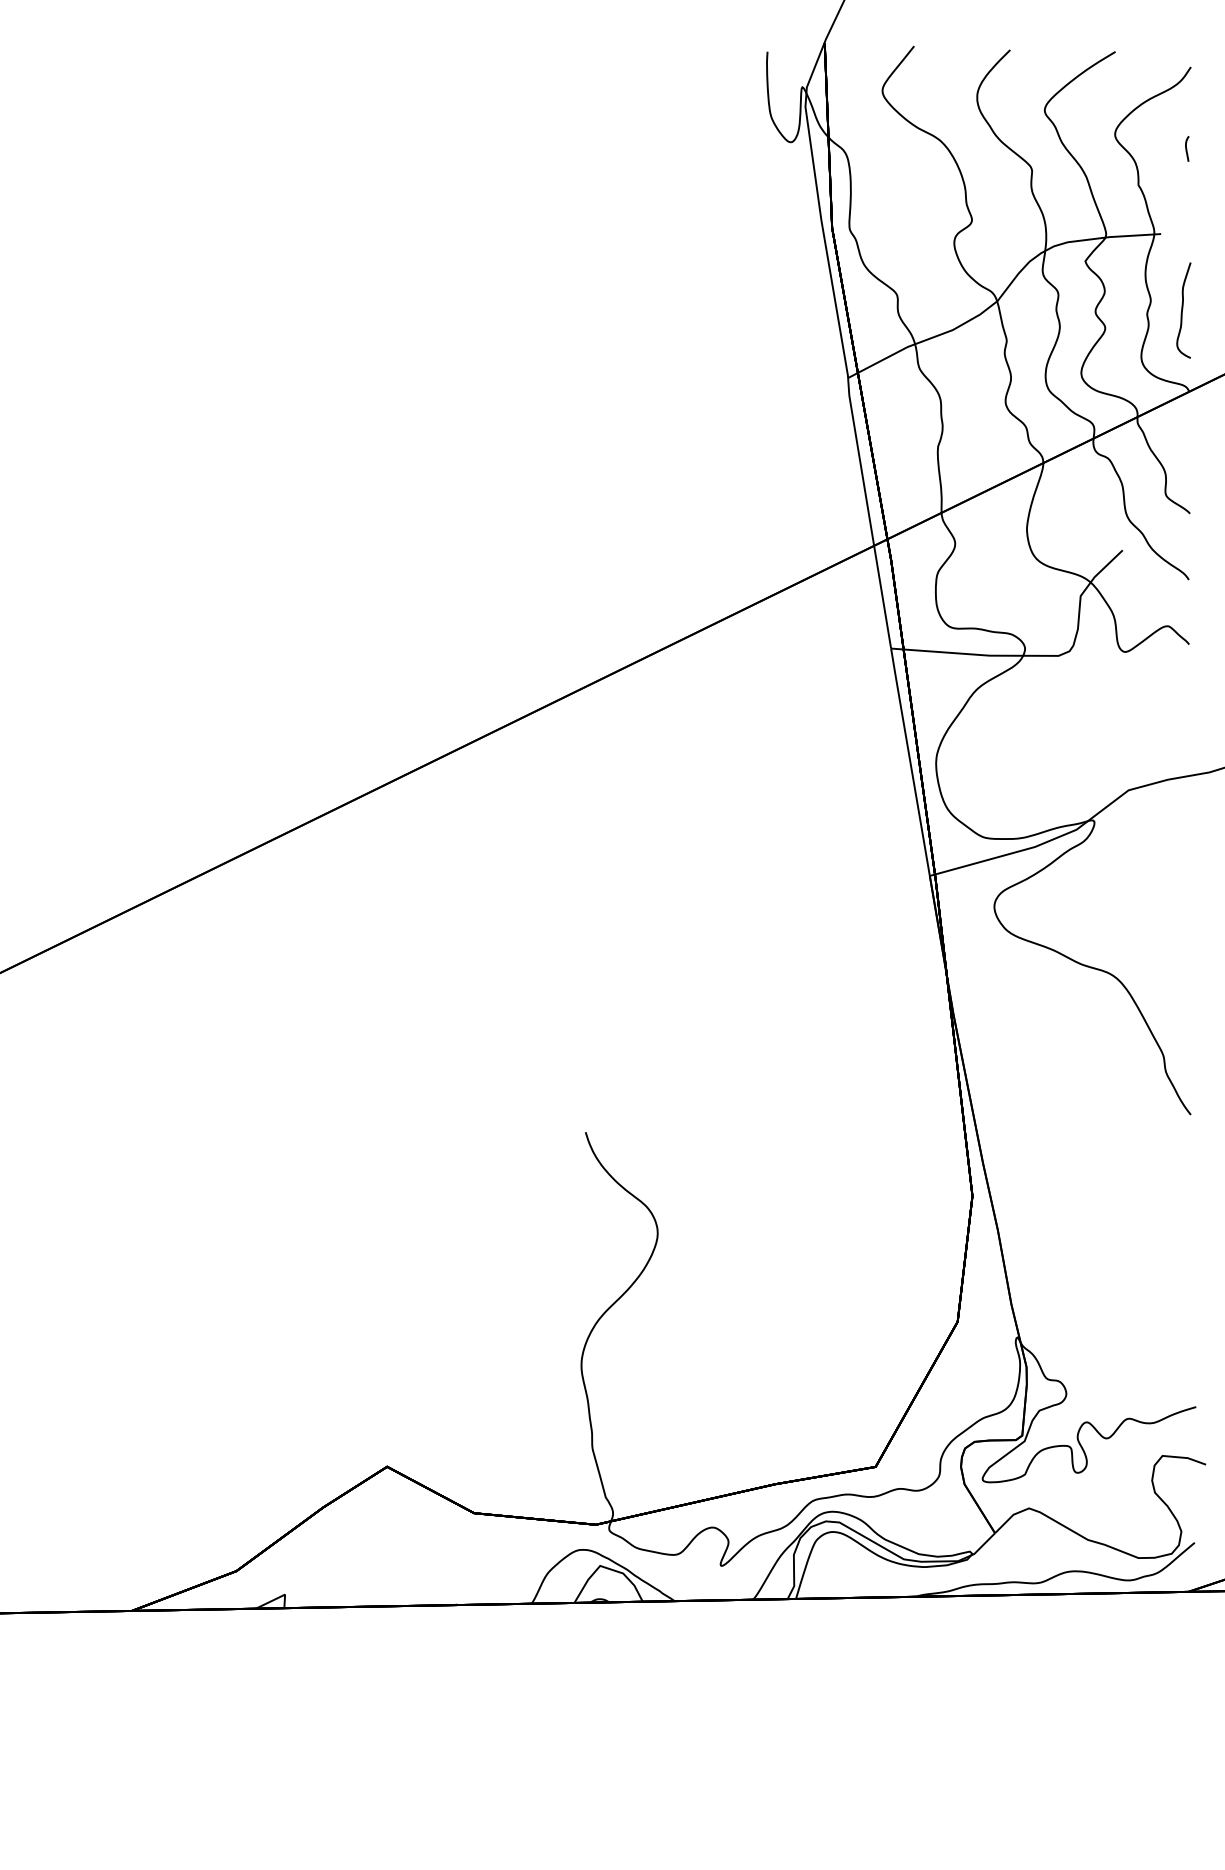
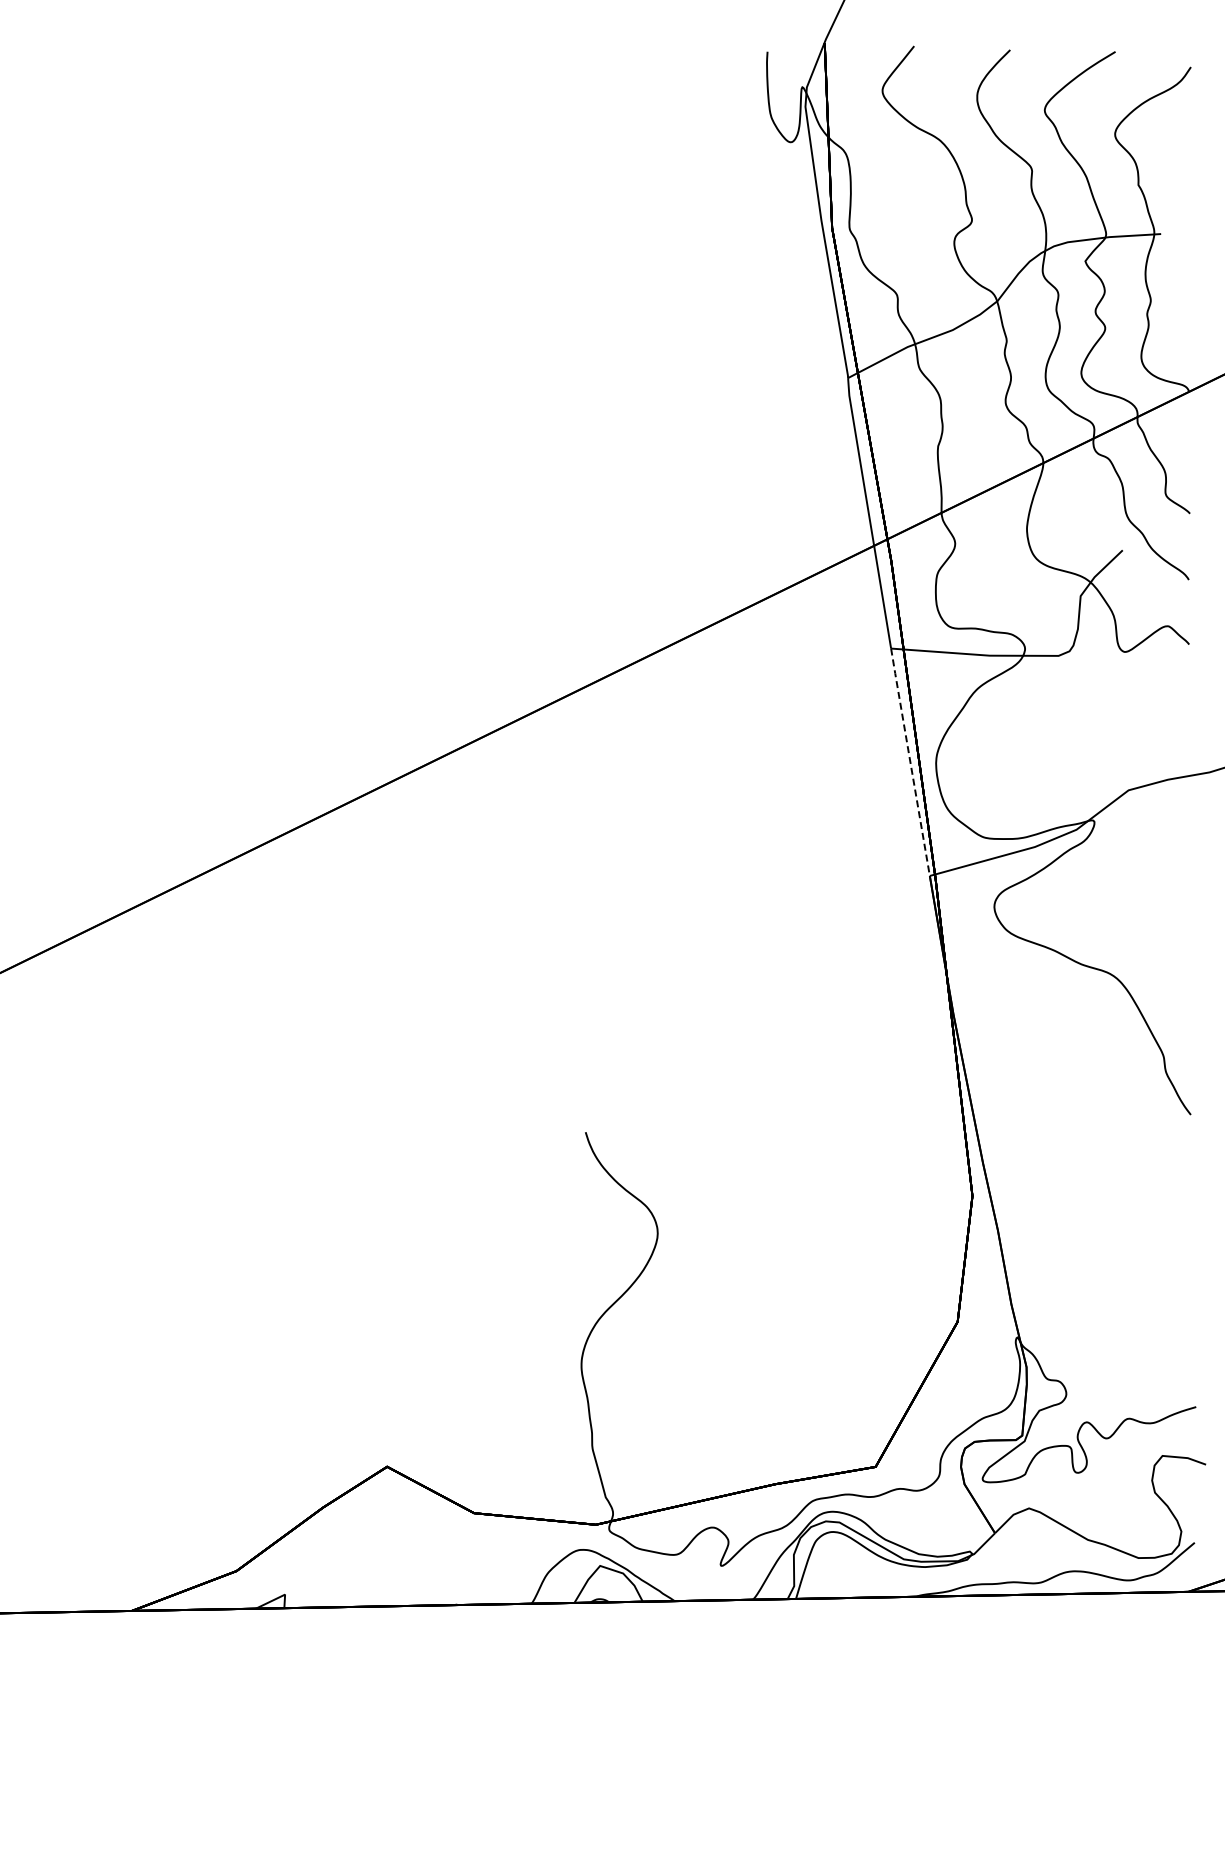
curve: present -> none (1187, 148)
curve: present -> none (1183, 309)
line: solid -> dashed (910, 761)
